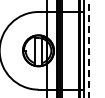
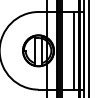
line: dashed -> solid (89, 49)
line: none -> present (73, 50)
